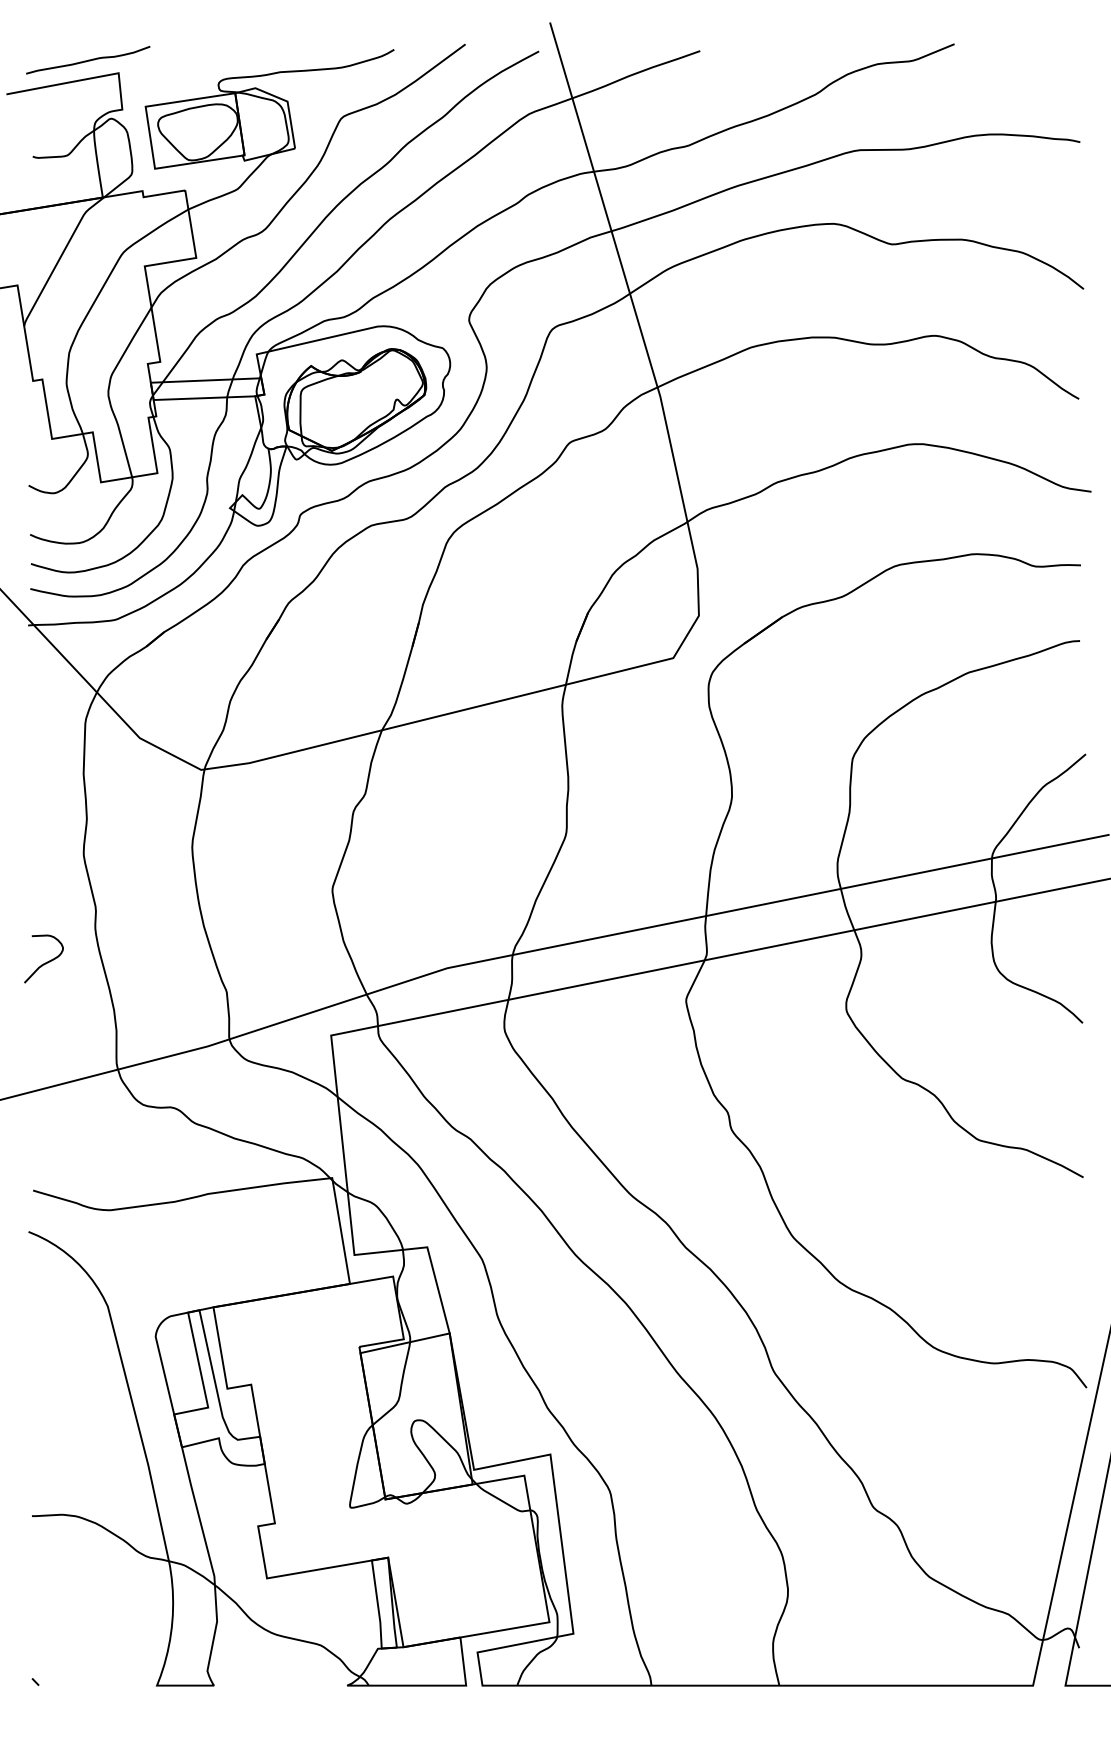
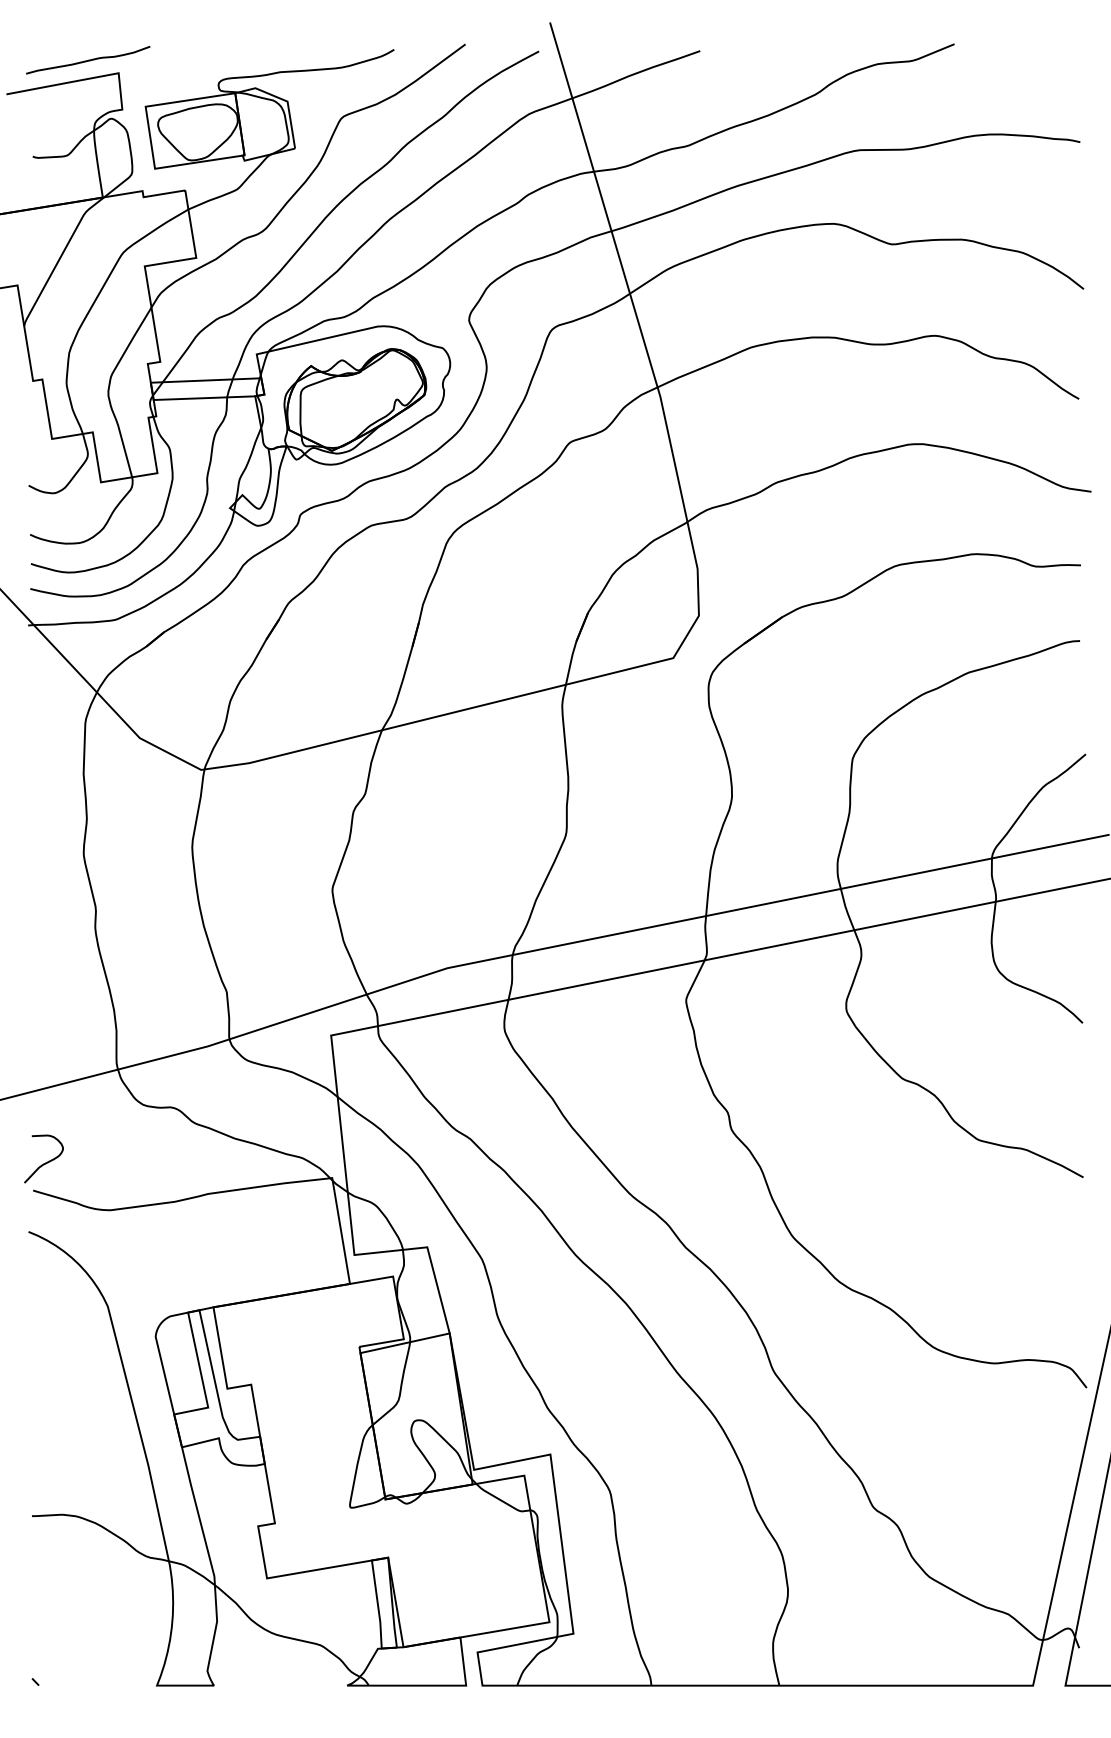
curve position: (45, 962) -> (45, 1162) (45, 1162)
